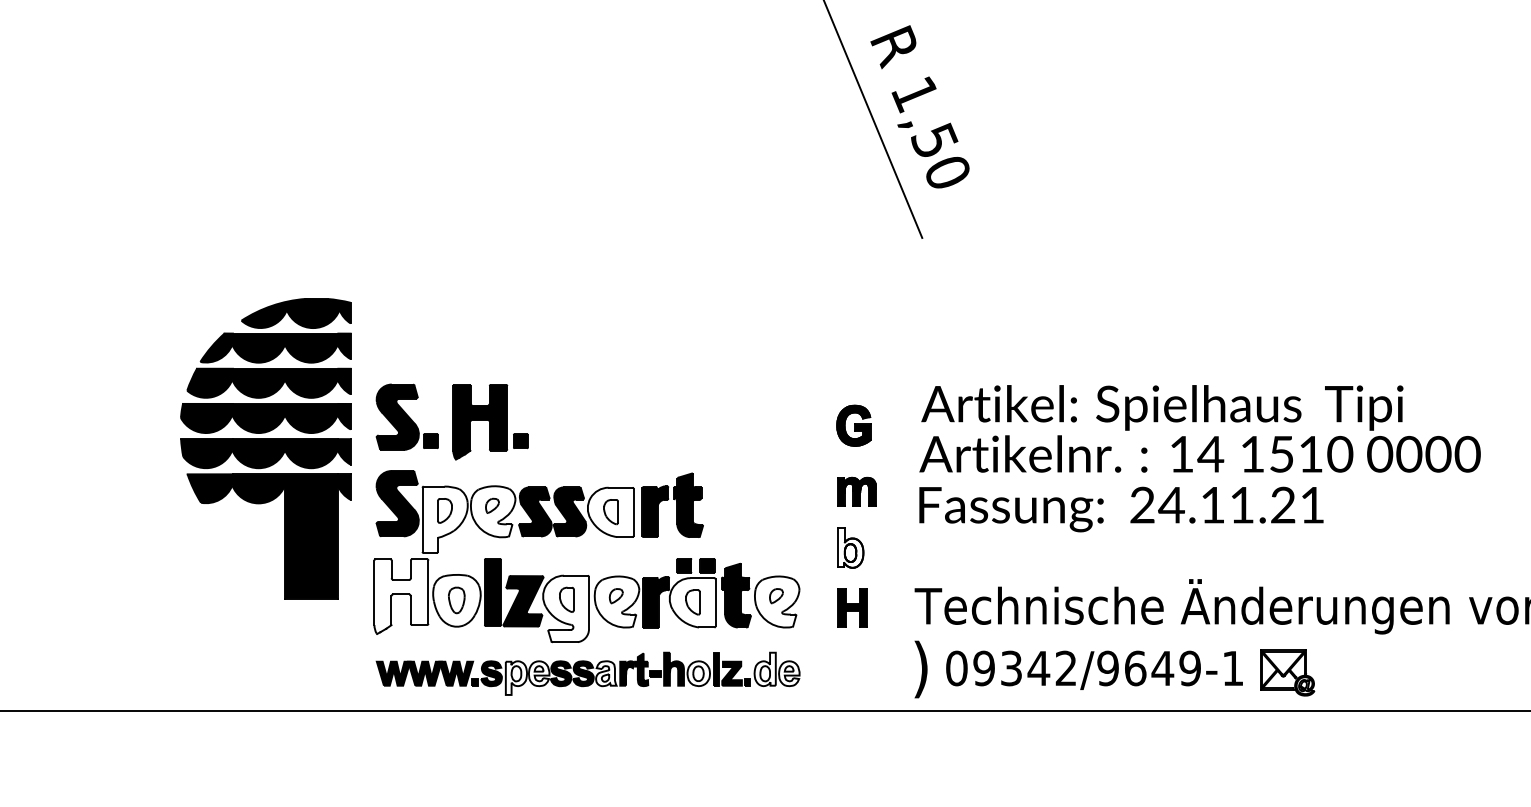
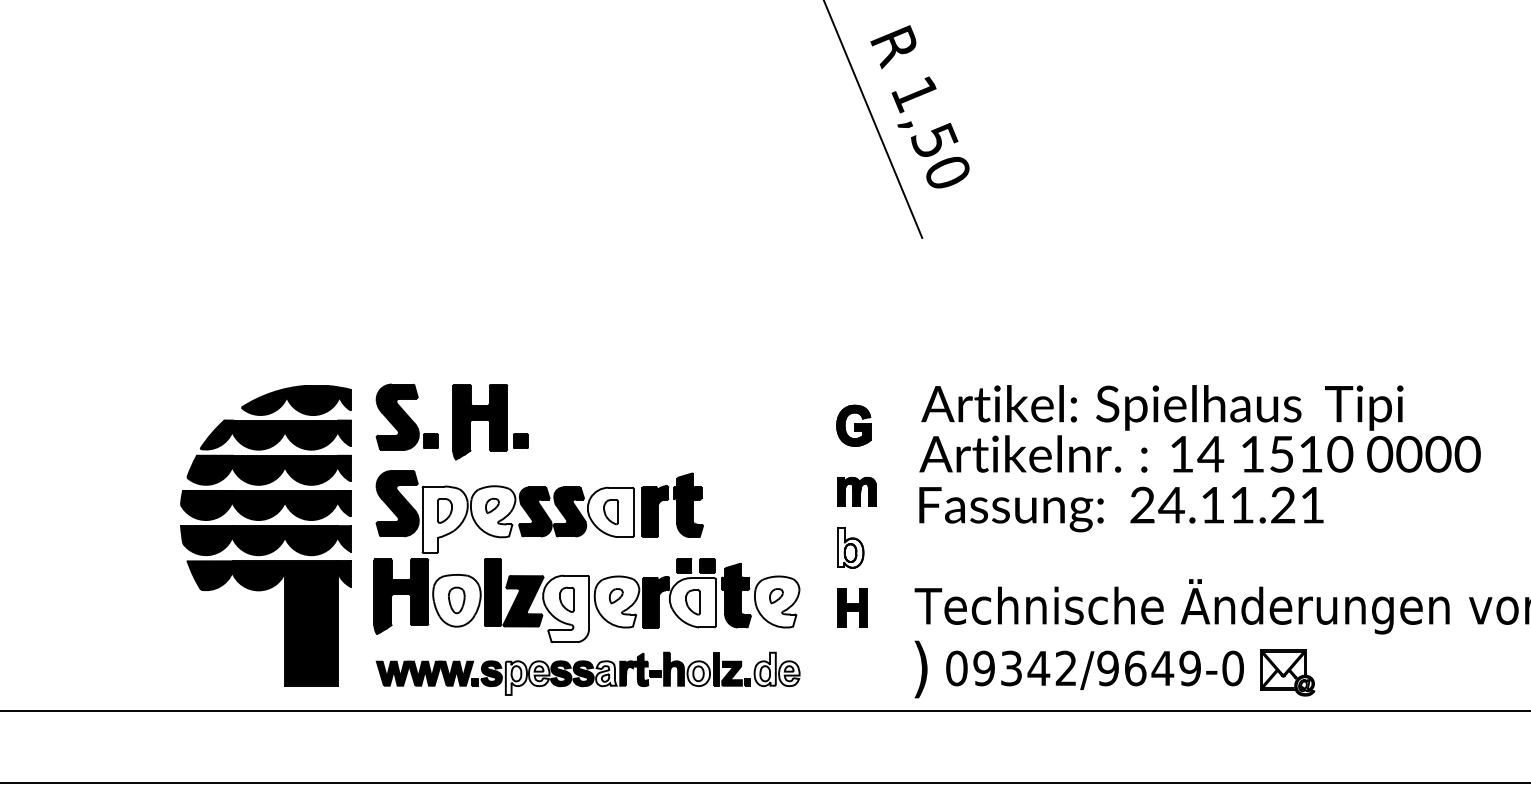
part position: (265, 448) -> (265, 535) (265, 535)
fill: none -> present (401, 596)
text: 09342/9649-1 -> 09342/9649-0 (1232, 668)
line: none -> present (764, 782)
